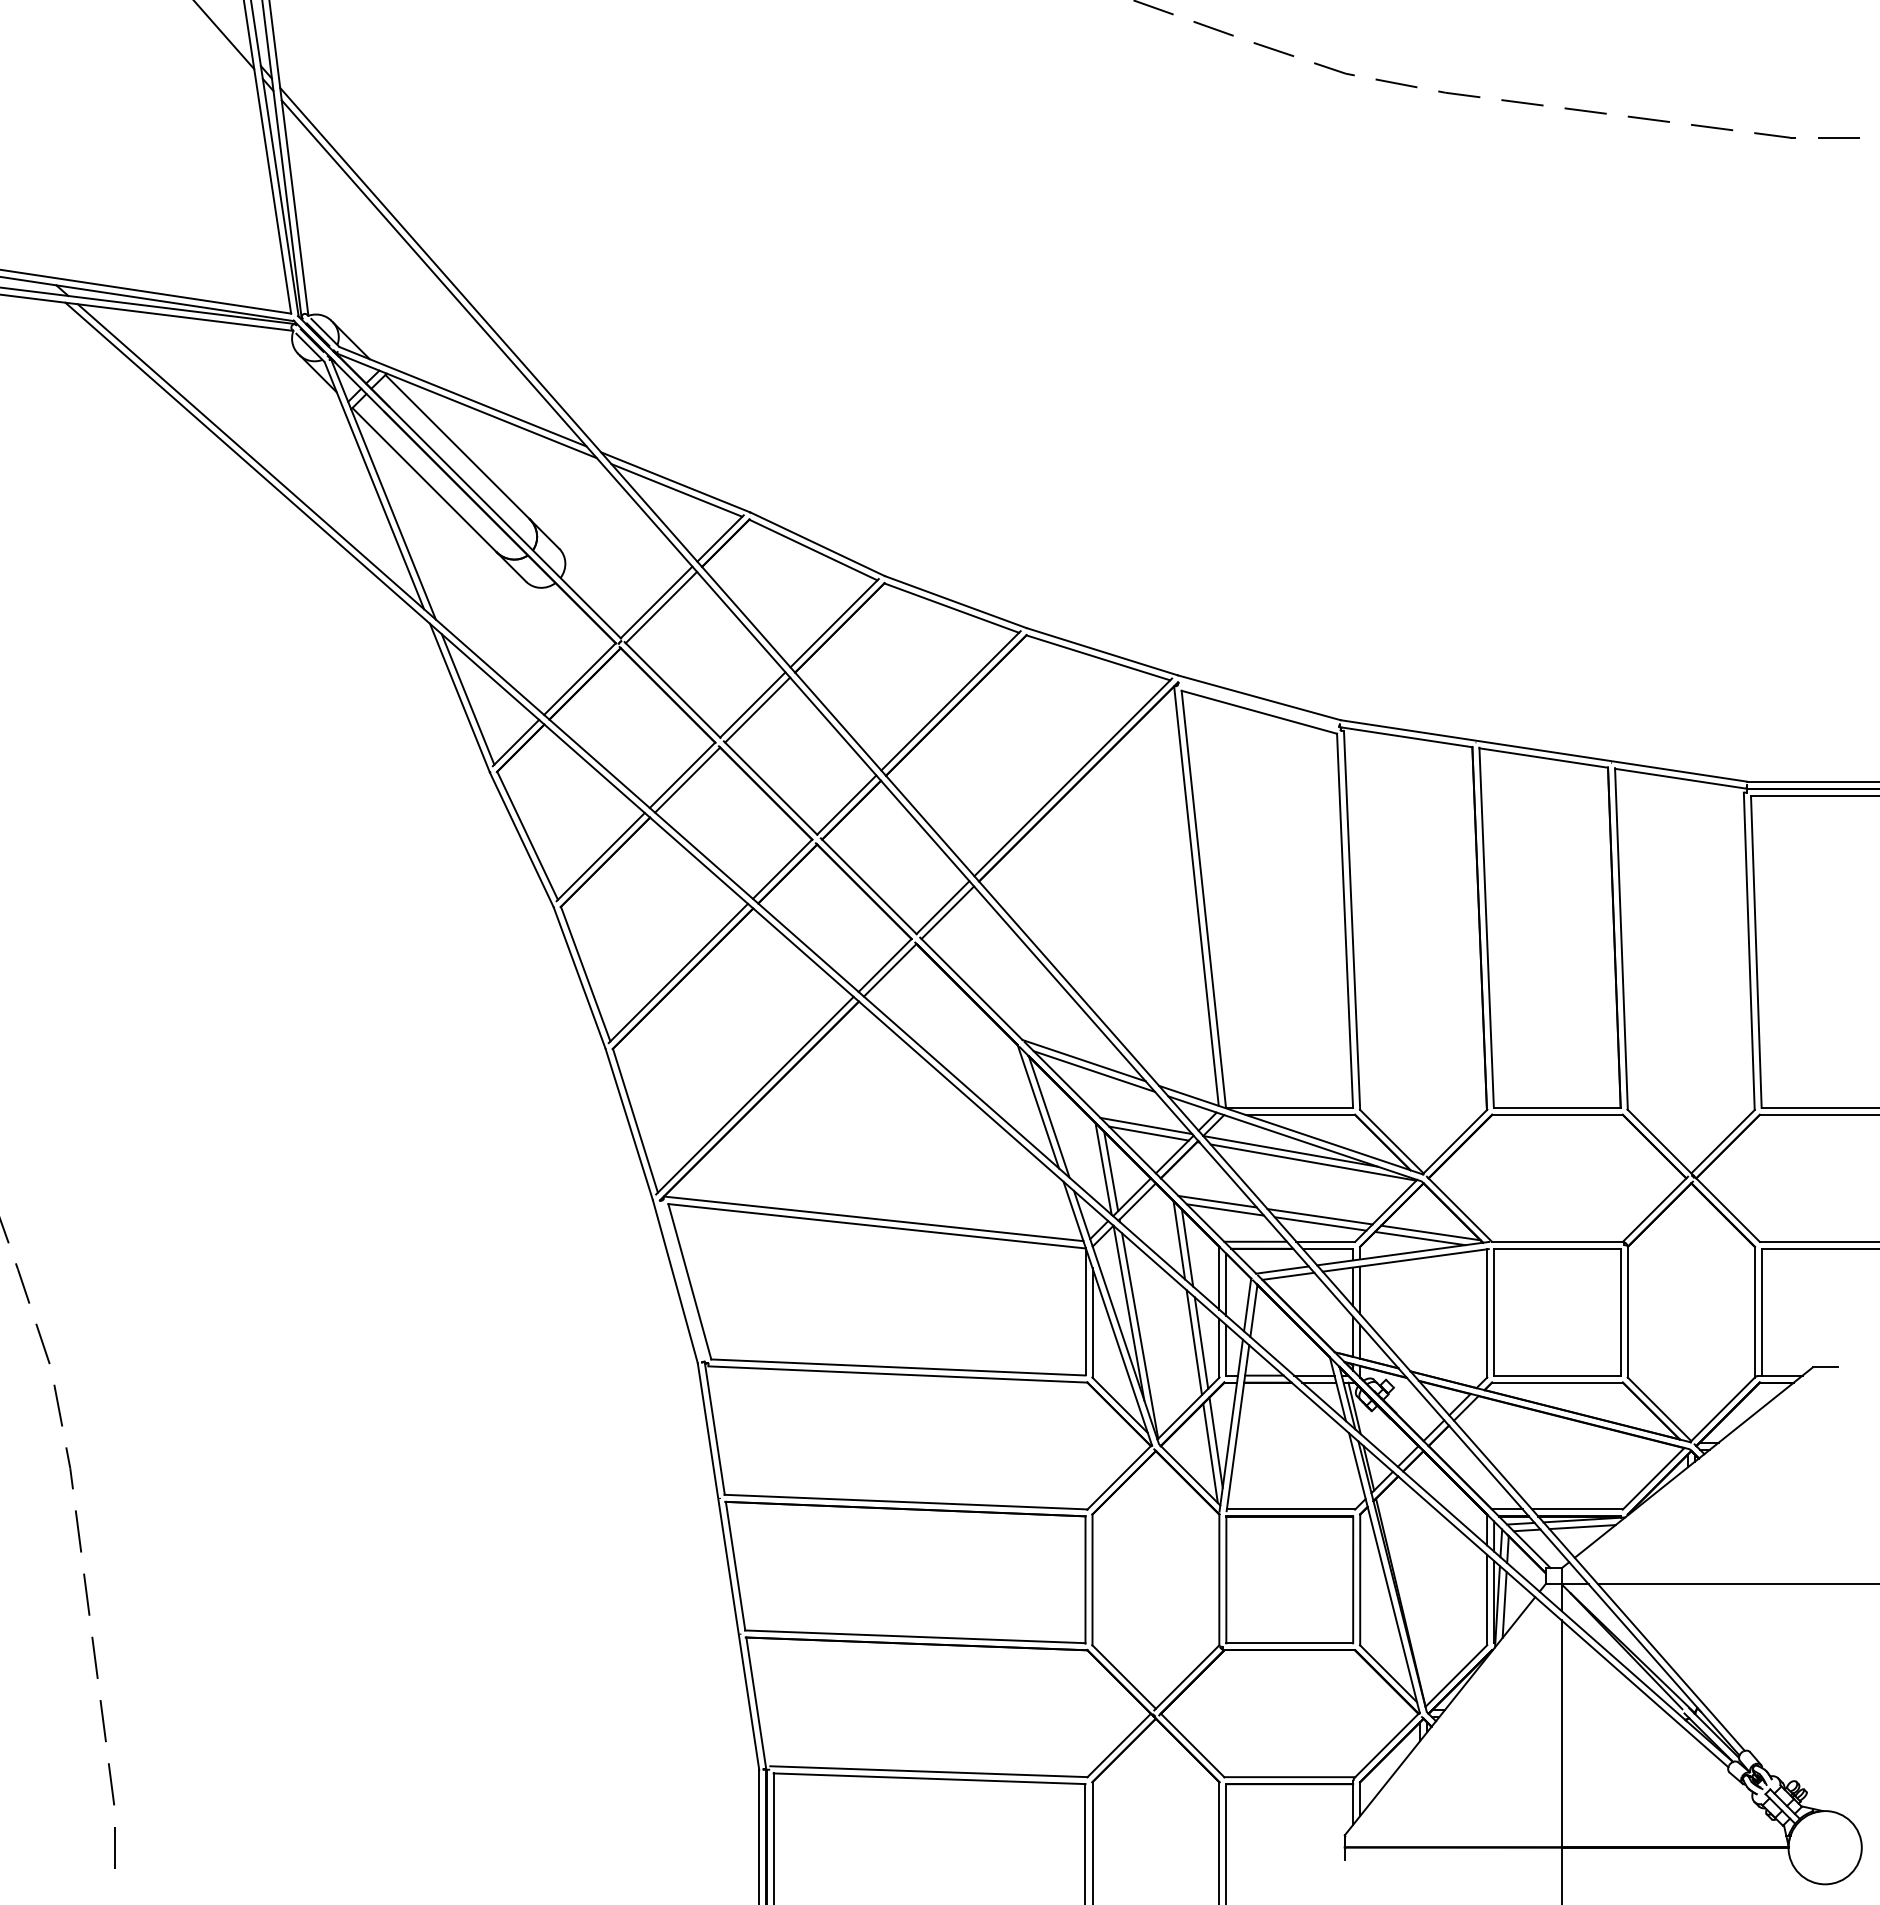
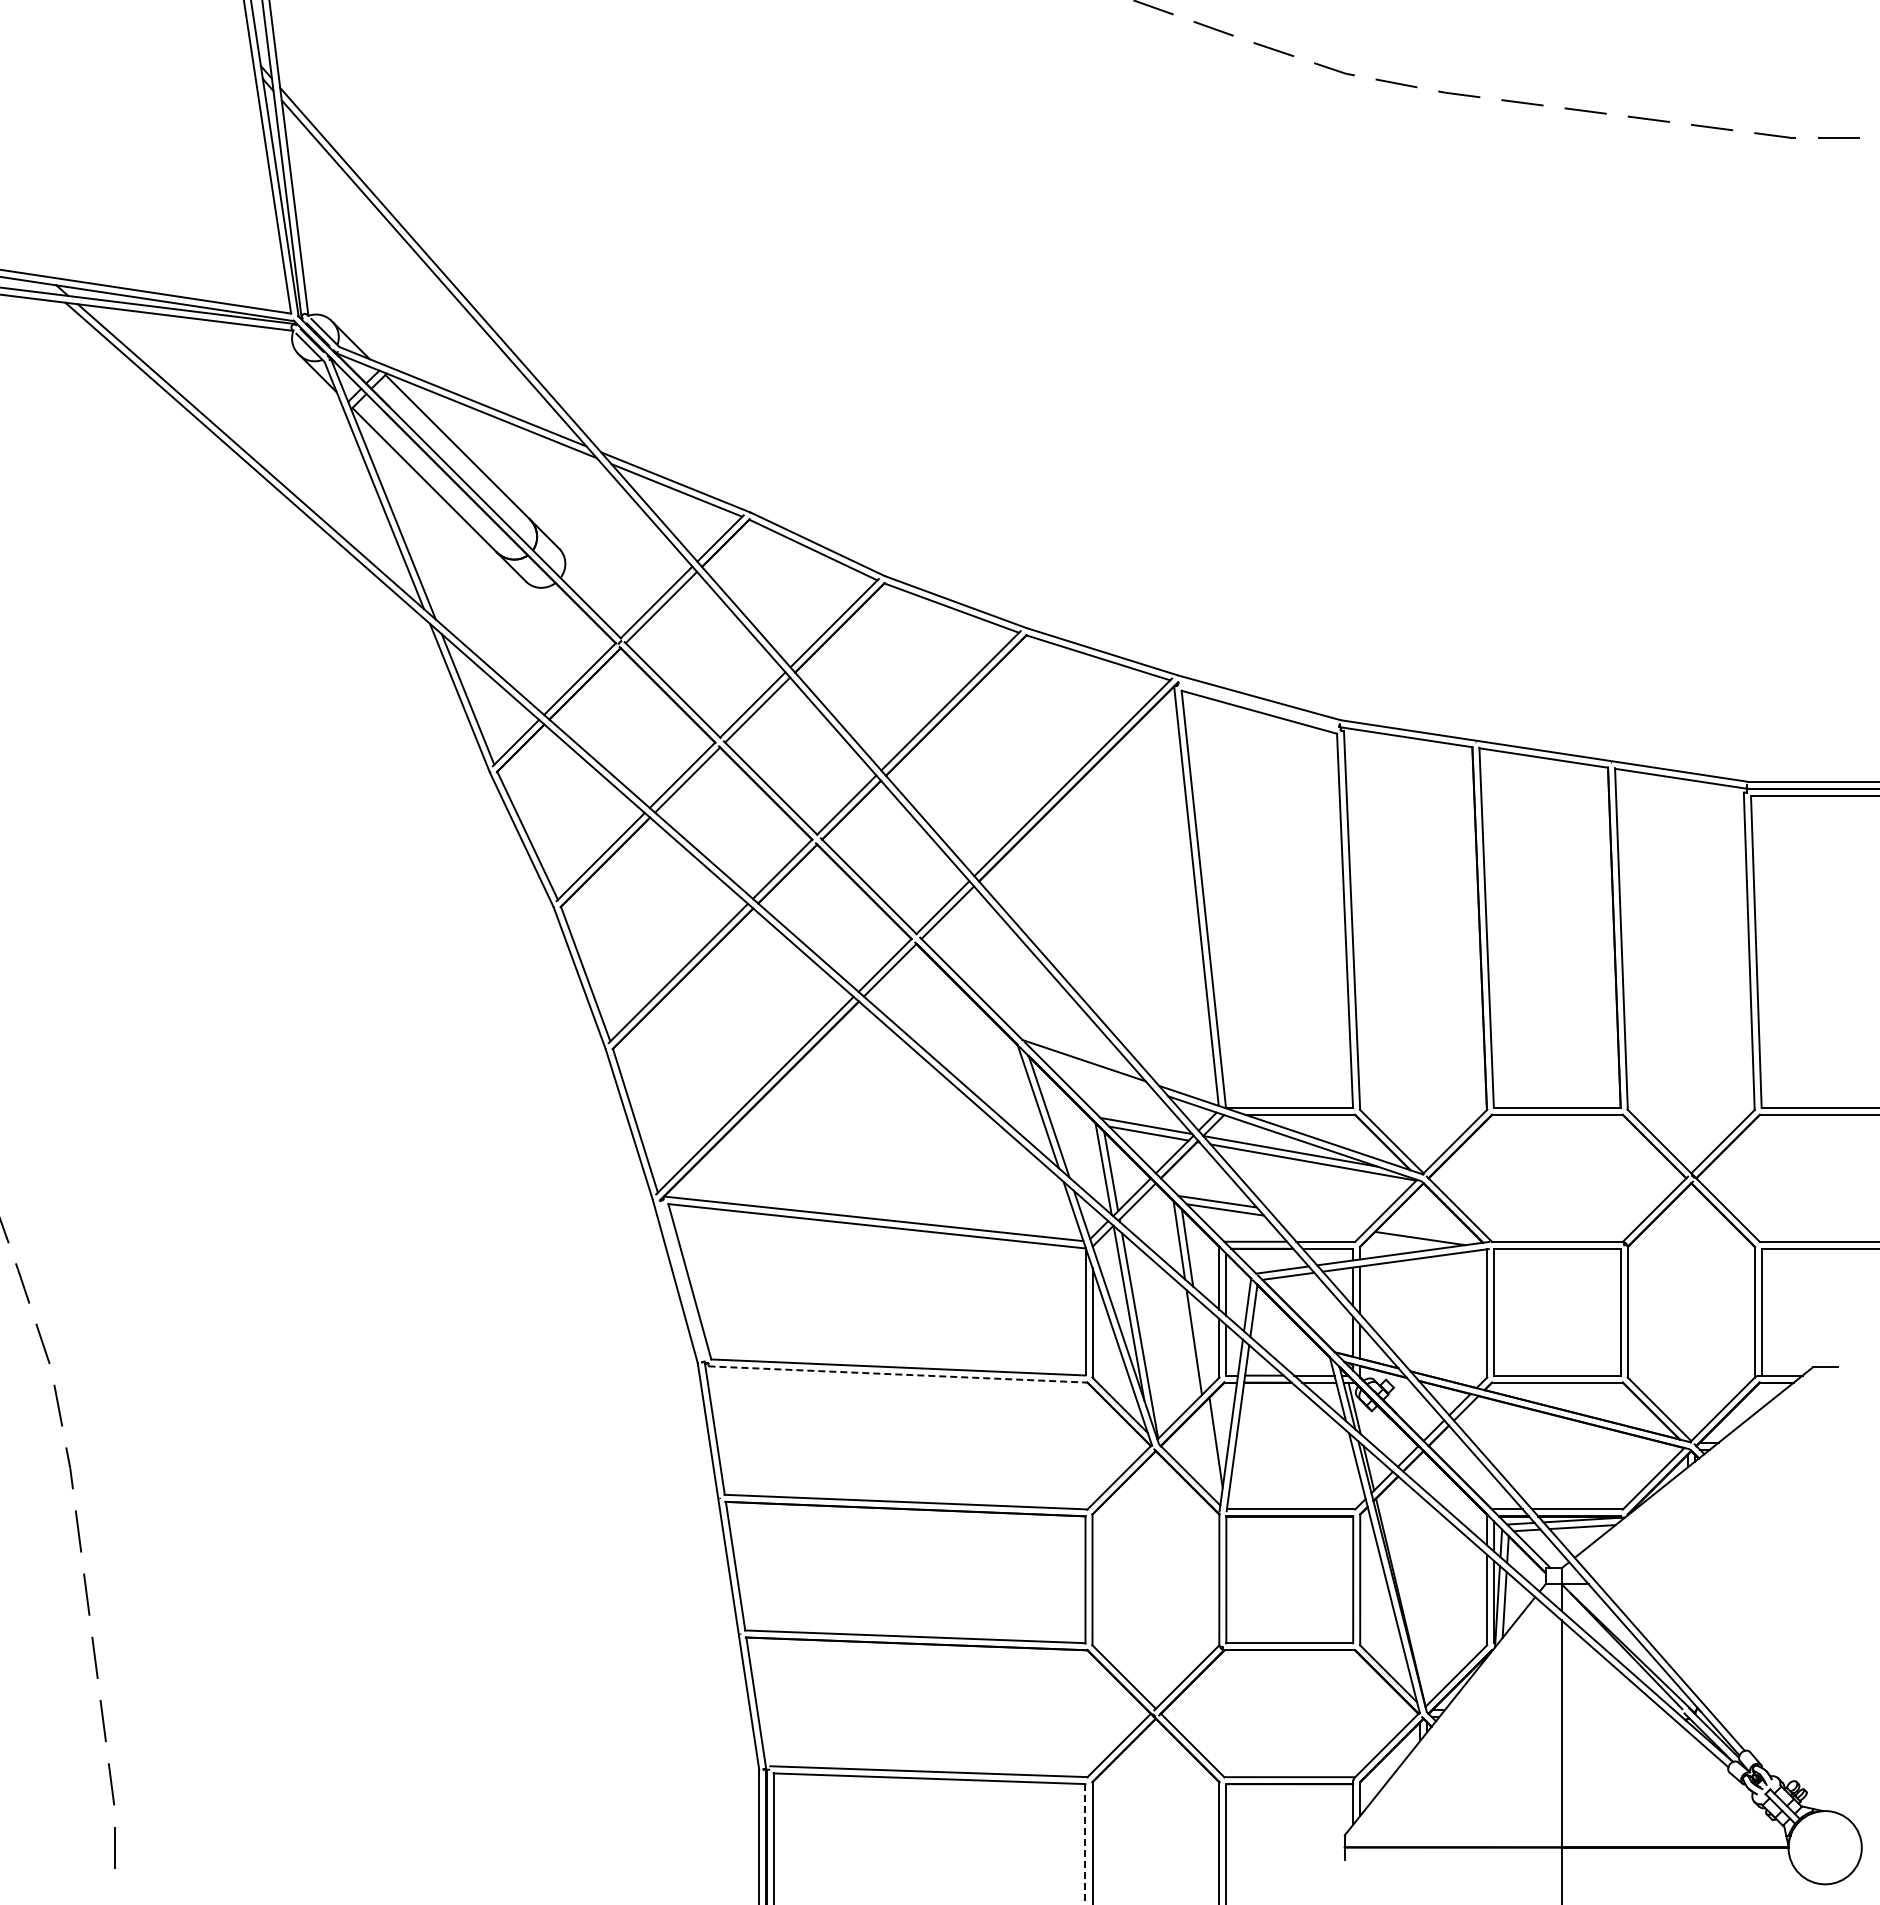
line: present -> none (224, 35)
line: present -> none (1094, 1071)
line: present -> none (1319, 1216)
line: present -> none (1320, 1223)
line: present -> none (1430, 1232)
line: present -> none (1201, 1342)
line: solid -> dashed (897, 1374)
line: present -> none (1210, 1453)
line: present -> none (1737, 1584)
line: solid -> dashed (1085, 1844)
